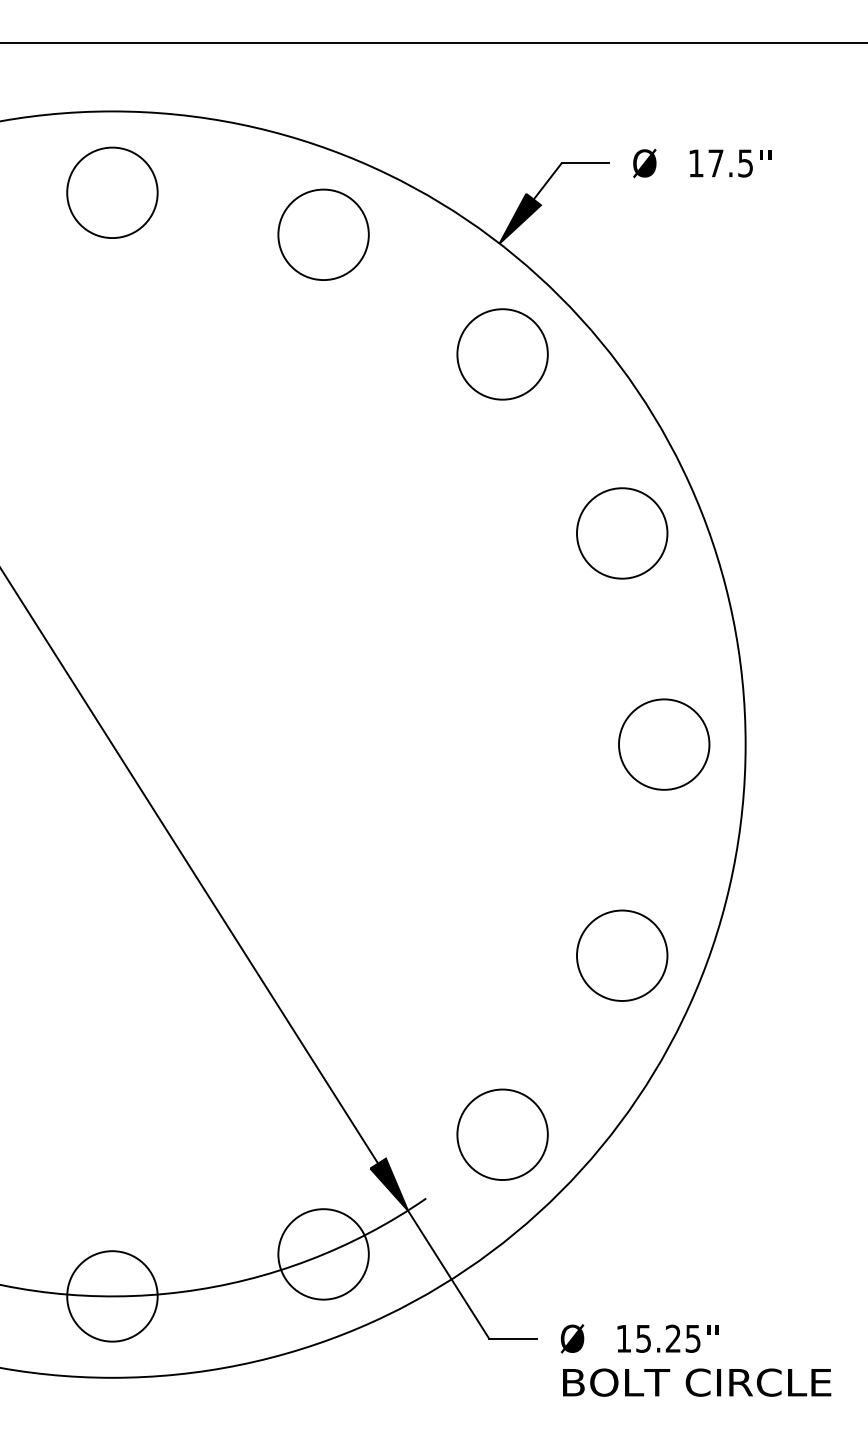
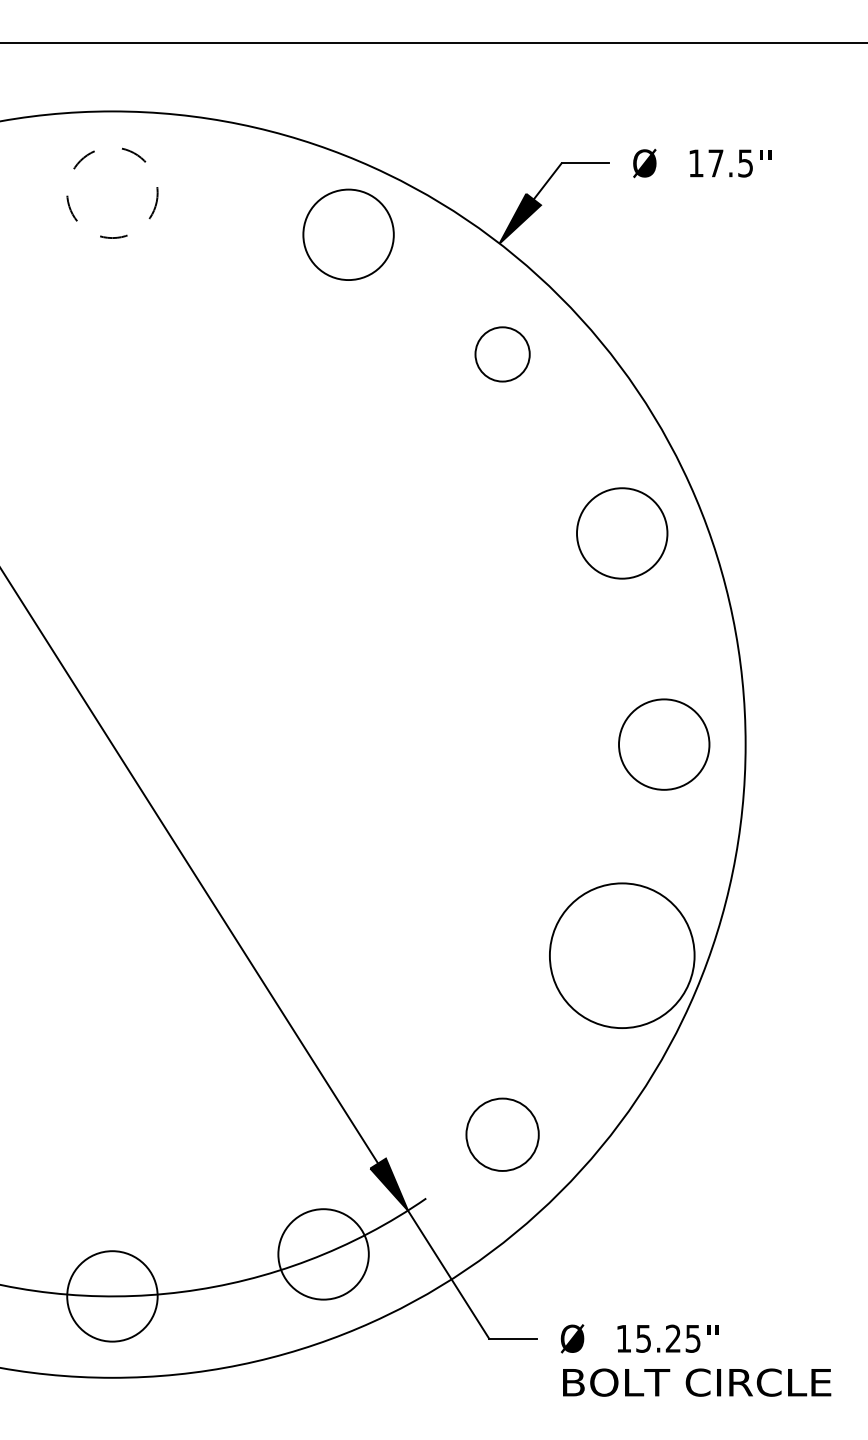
circle: solid -> dashed (112, 192)
circle position: (323, 234) -> (348, 234) (348, 234)
circle diameter: 90 px -> 54 px (502, 354)
circle diameter: 90 px -> 145 px (621, 955)
circle diameter: 90 px -> 72 px (502, 1134)
